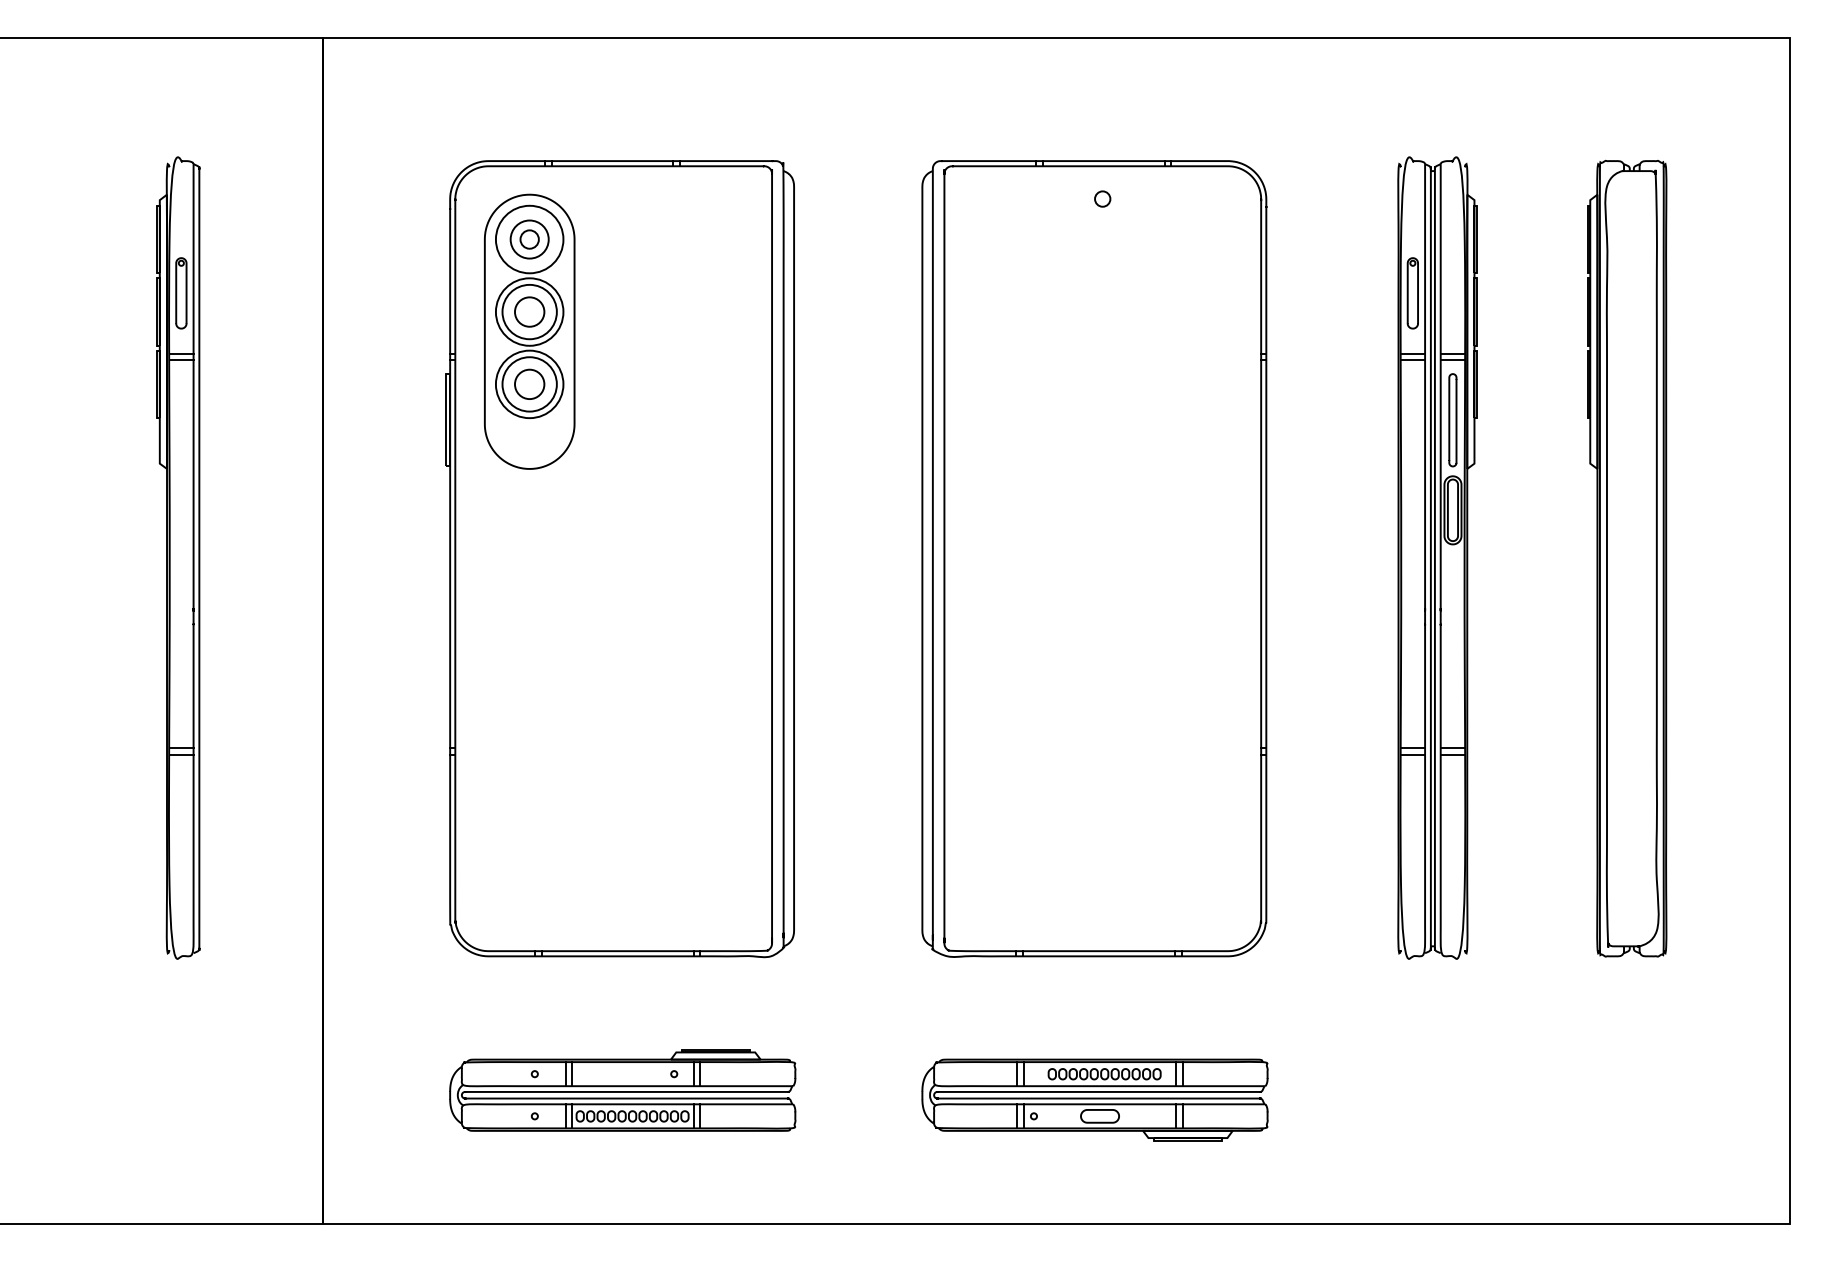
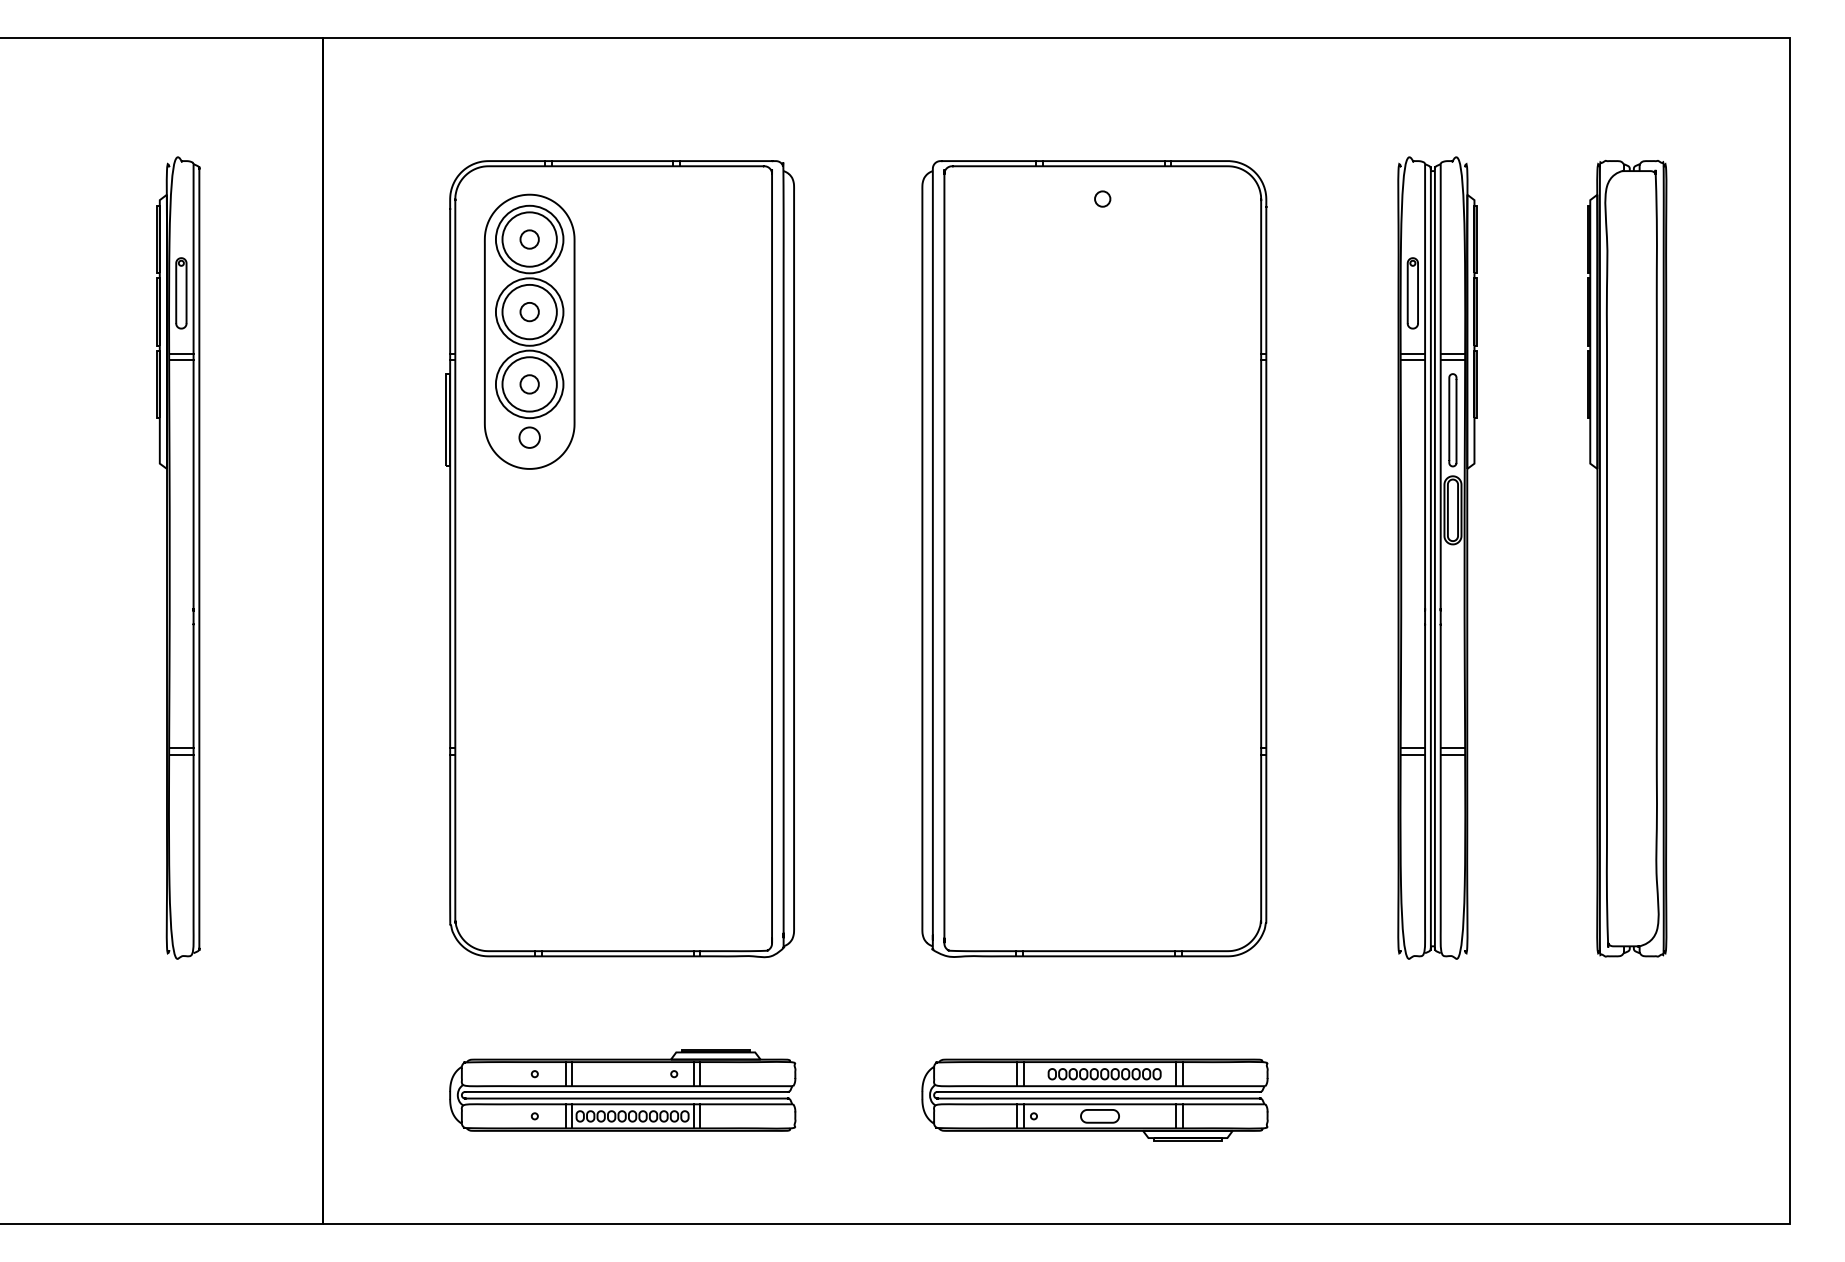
circle diameter: 38 px -> 54 px (529, 239)
circle diameter: 29 px -> 18 px (529, 311)
circle diameter: 29 px -> 18 px (529, 384)
circle: none -> present (529, 437)
